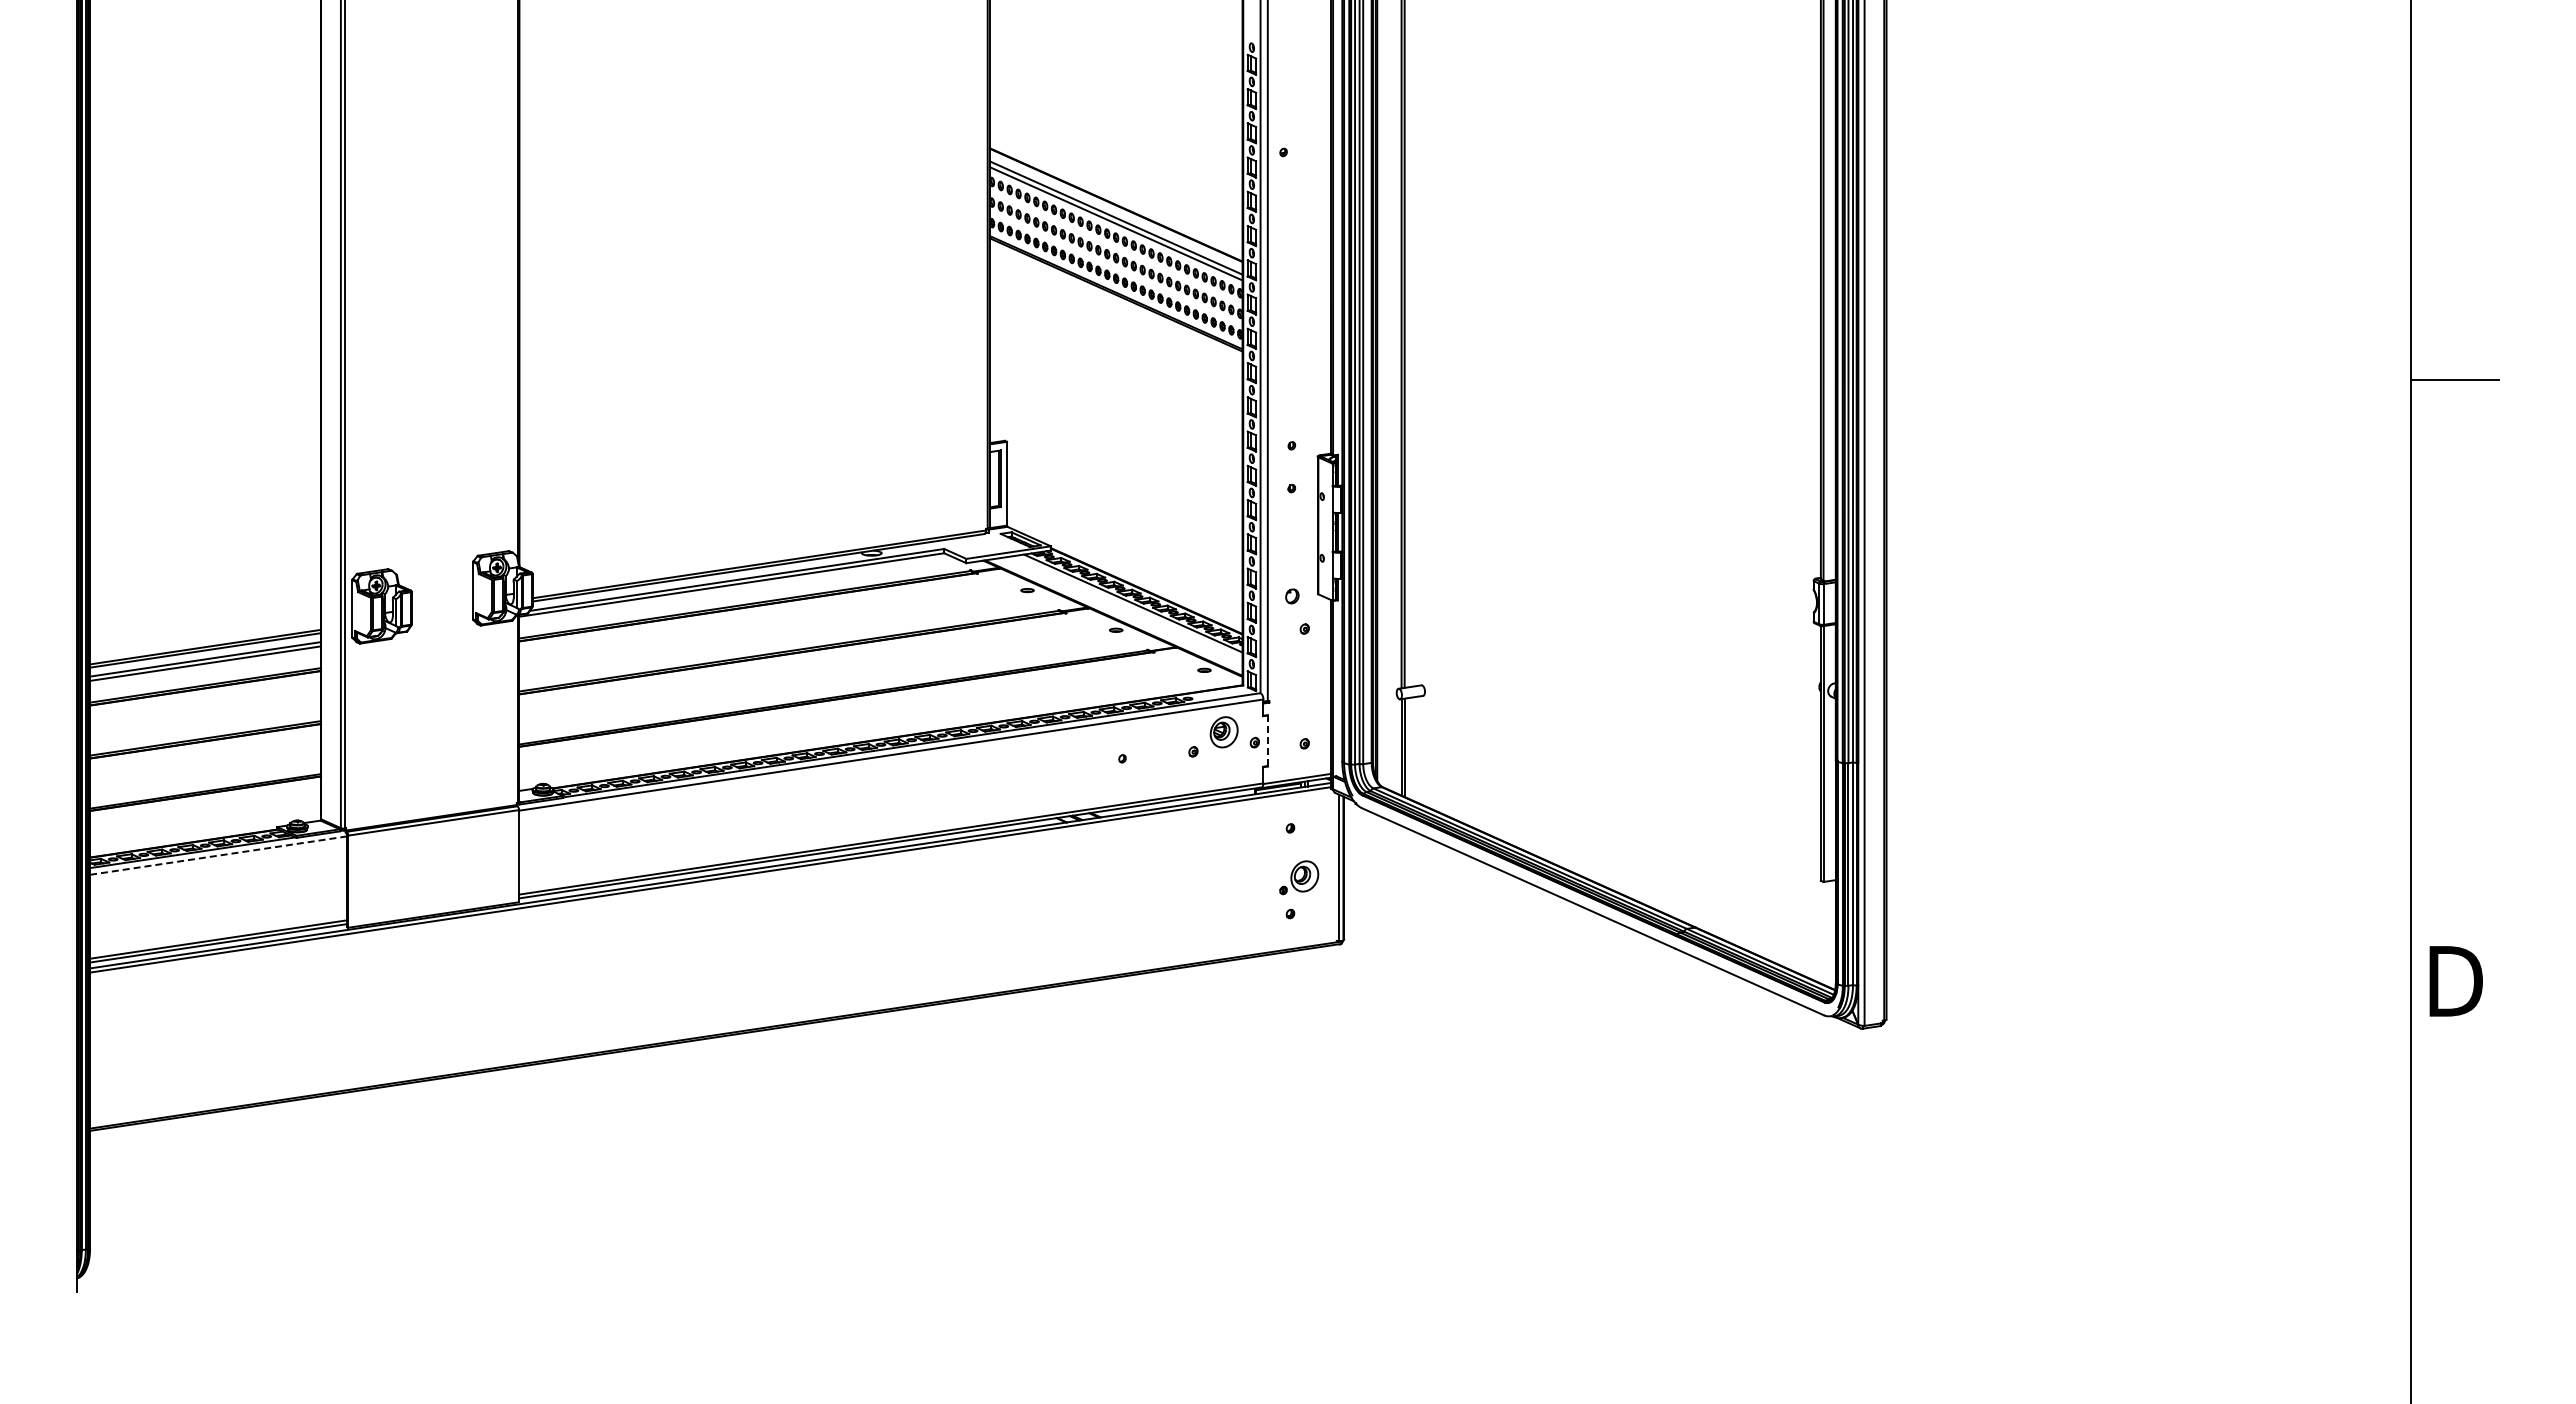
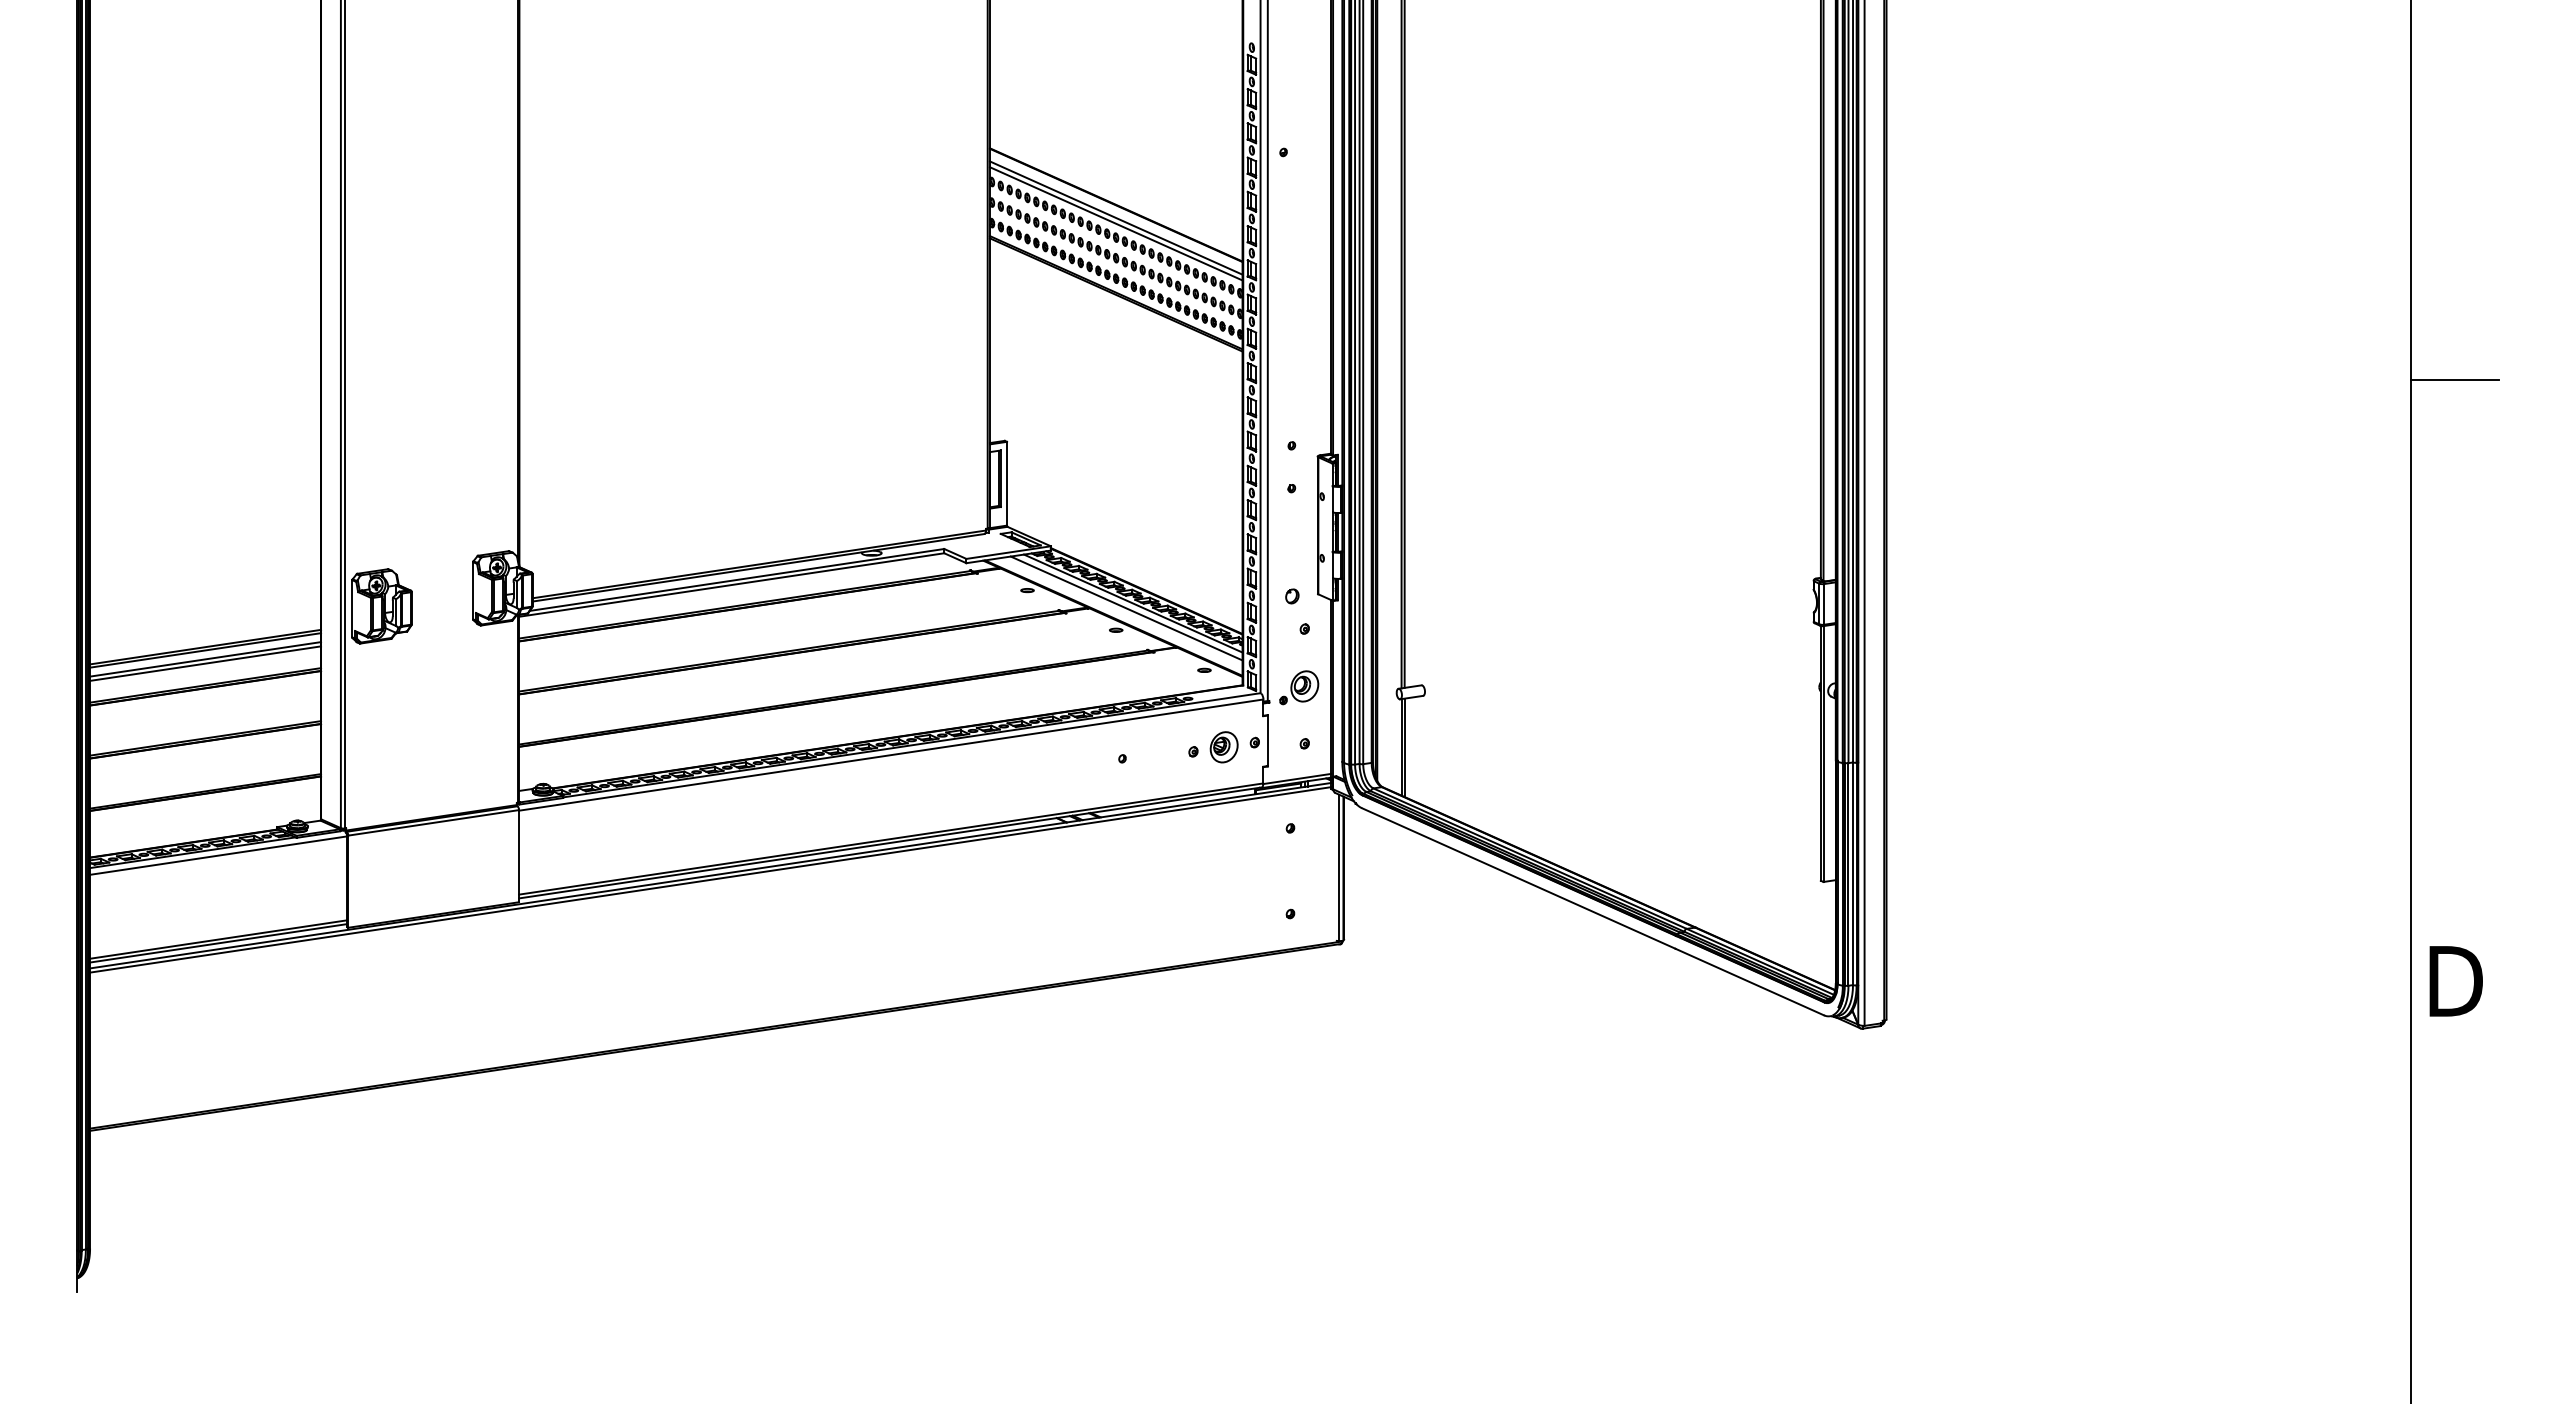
line: none -> present (1126, 608)
part position: (1223, 732) -> (1223, 747) (1223, 747)
line: dashed -> solid (1267, 740)
line: dashed -> solid (219, 855)
part position: (1299, 877) -> (1299, 687) (1299, 687)
